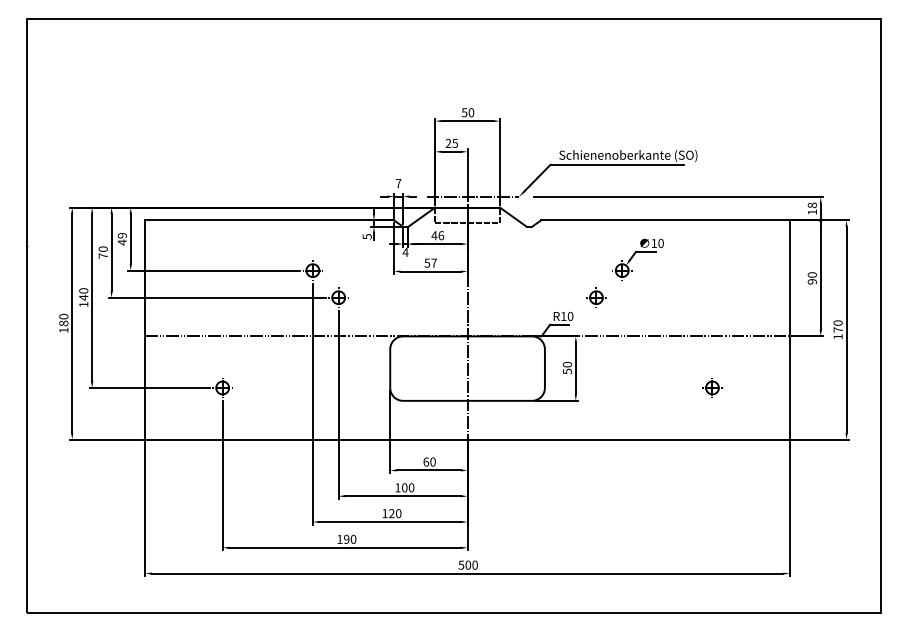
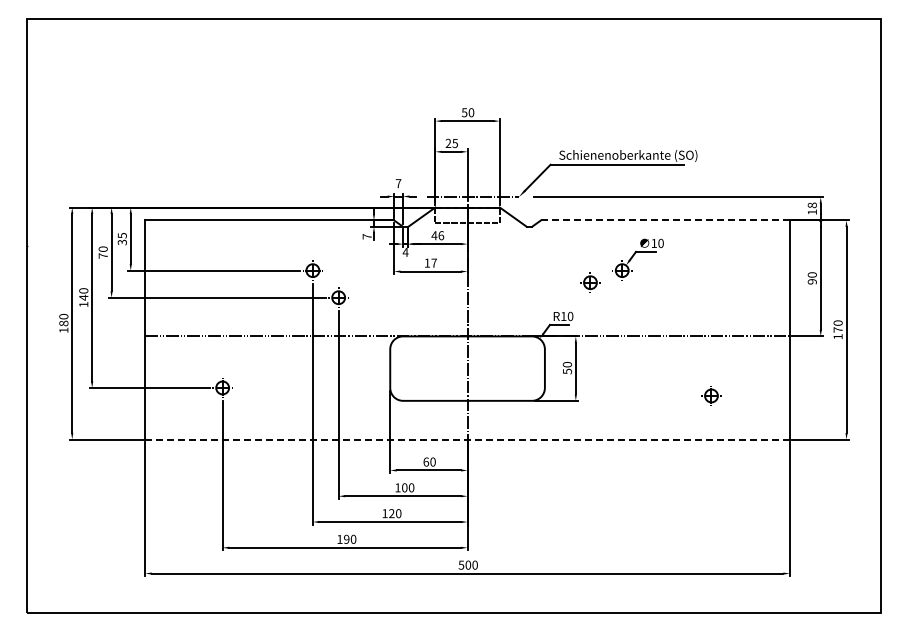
line: solid -> dashed (665, 220)
text: 5 -> 7 (366, 236)
text: 49 -> 35 (121, 239)
text: 57 -> 17 (427, 262)
part position: (596, 297) -> (590, 282) (590, 282)
part position: (712, 387) -> (711, 395) (711, 395)
line: solid -> dashed (467, 439)
